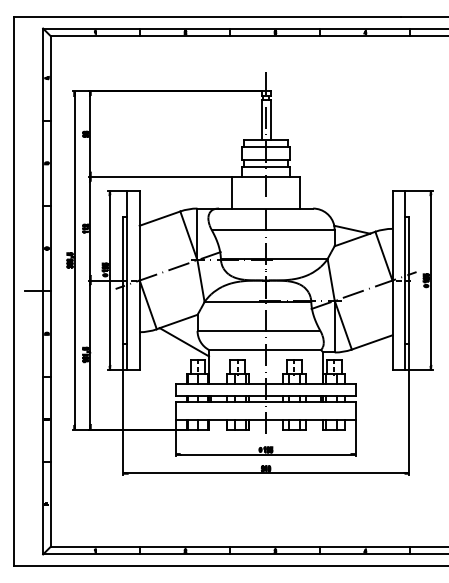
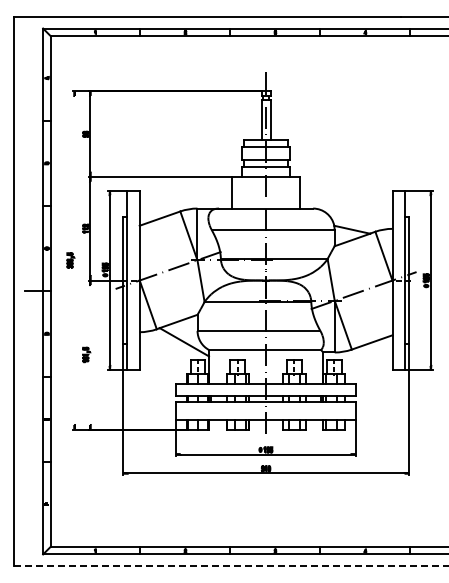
line: present -> none (74, 260)
line: present -> none (90, 354)
line: solid -> dashed (231, 565)
